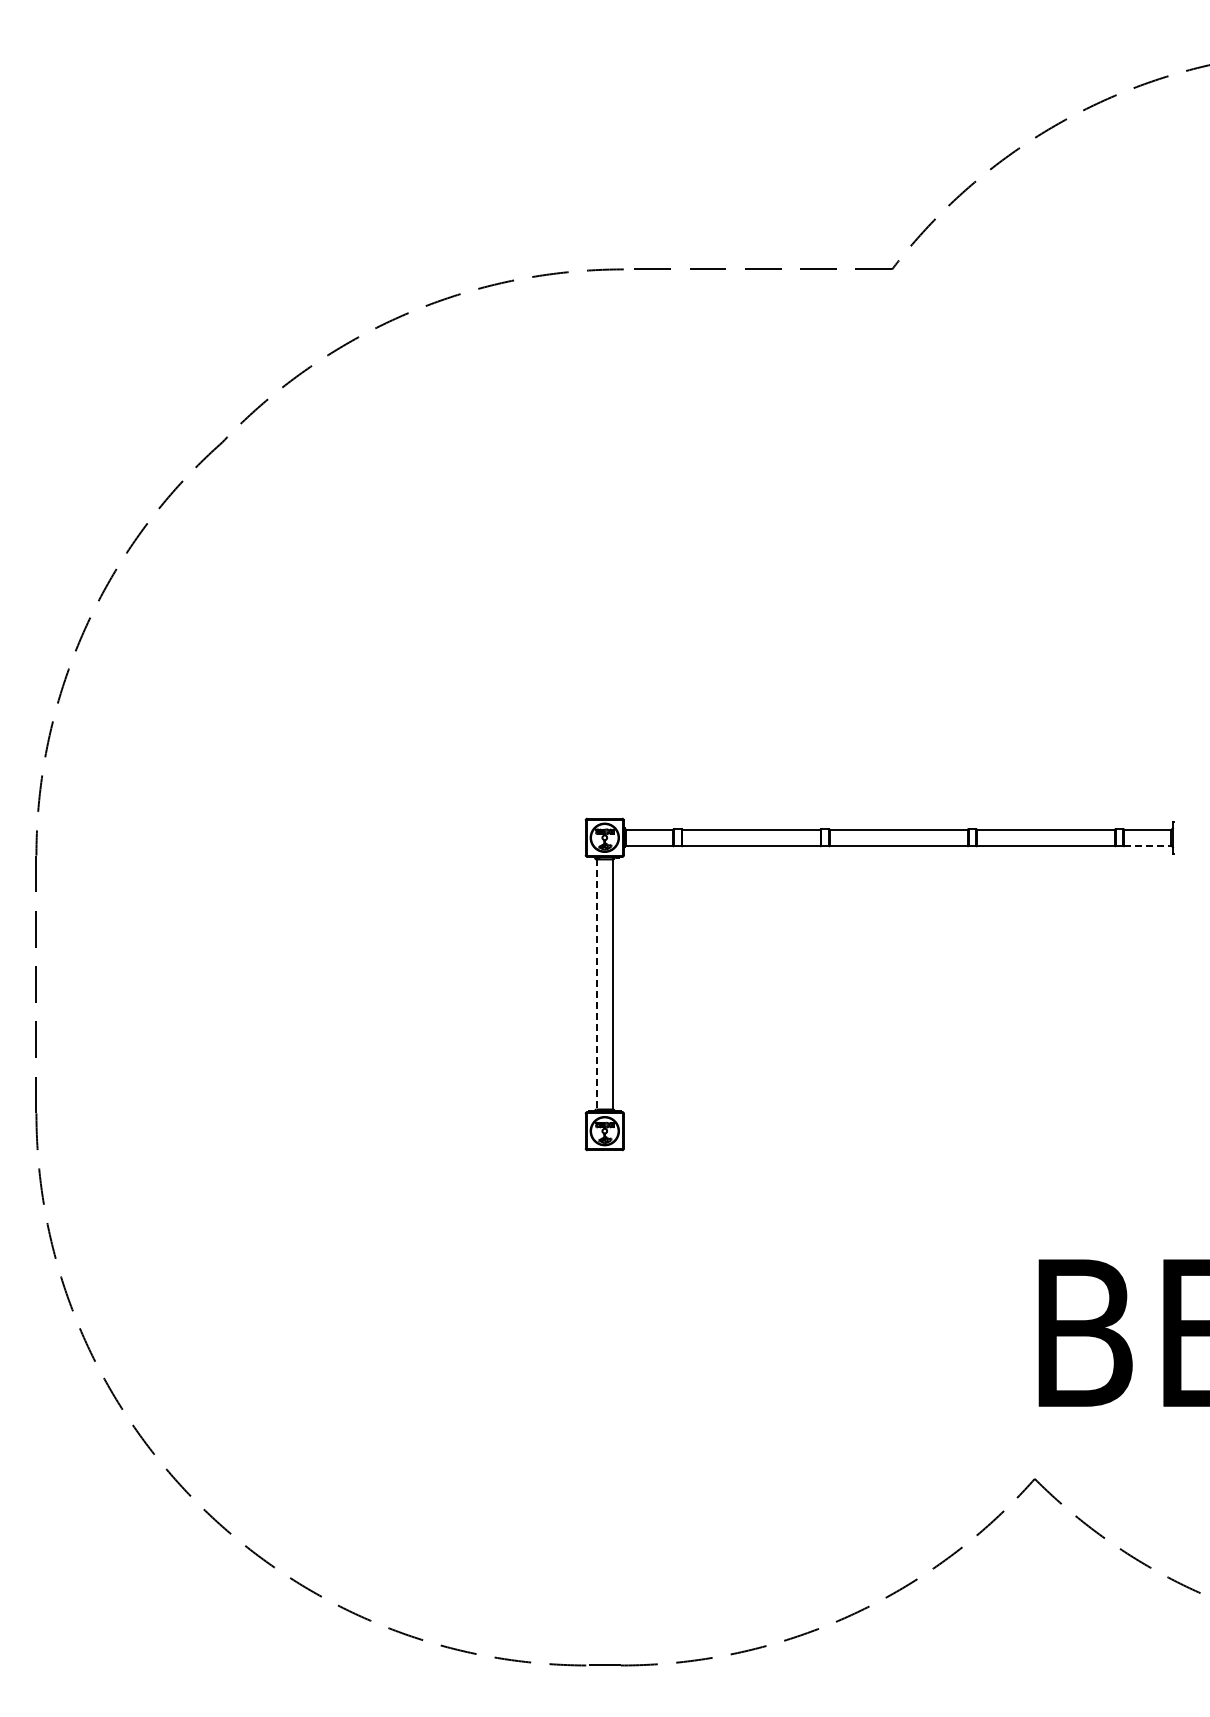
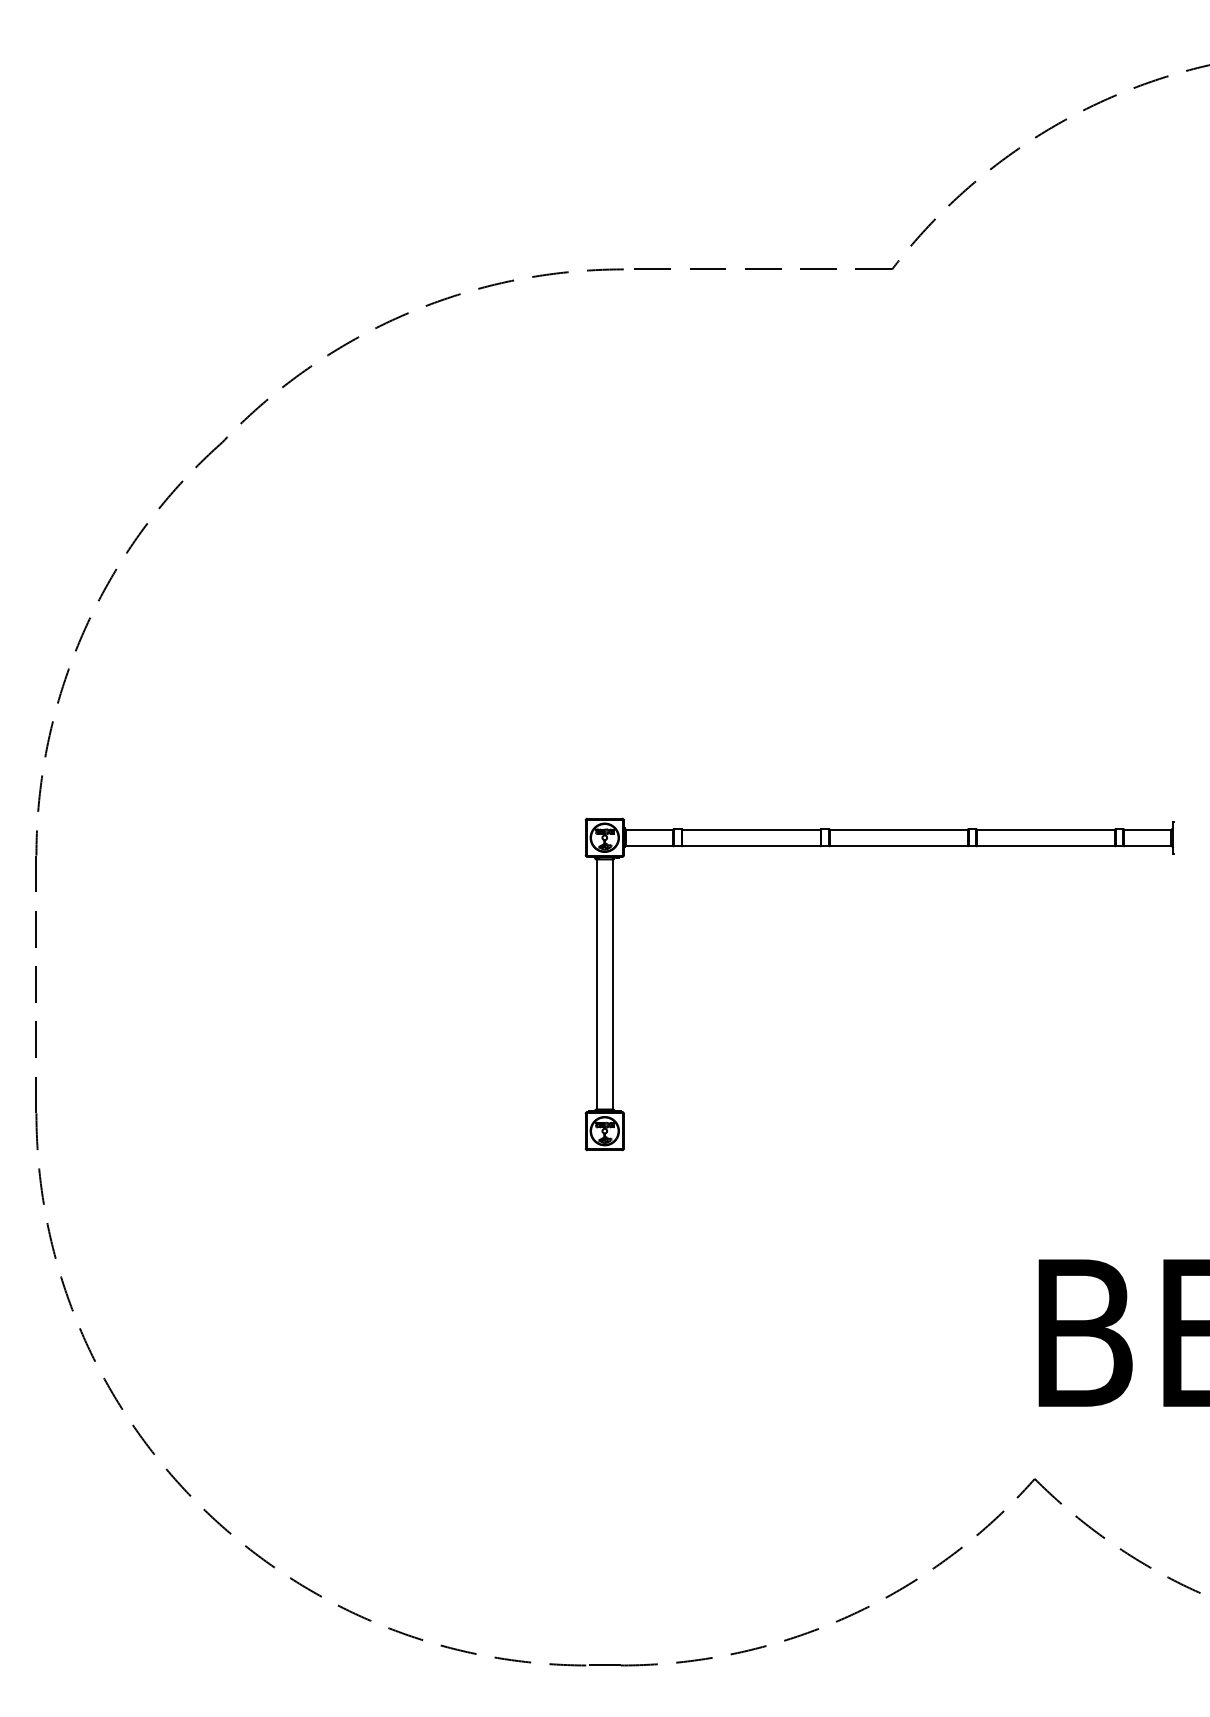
line: dashed -> solid (1148, 845)
line: dashed -> solid (597, 984)
